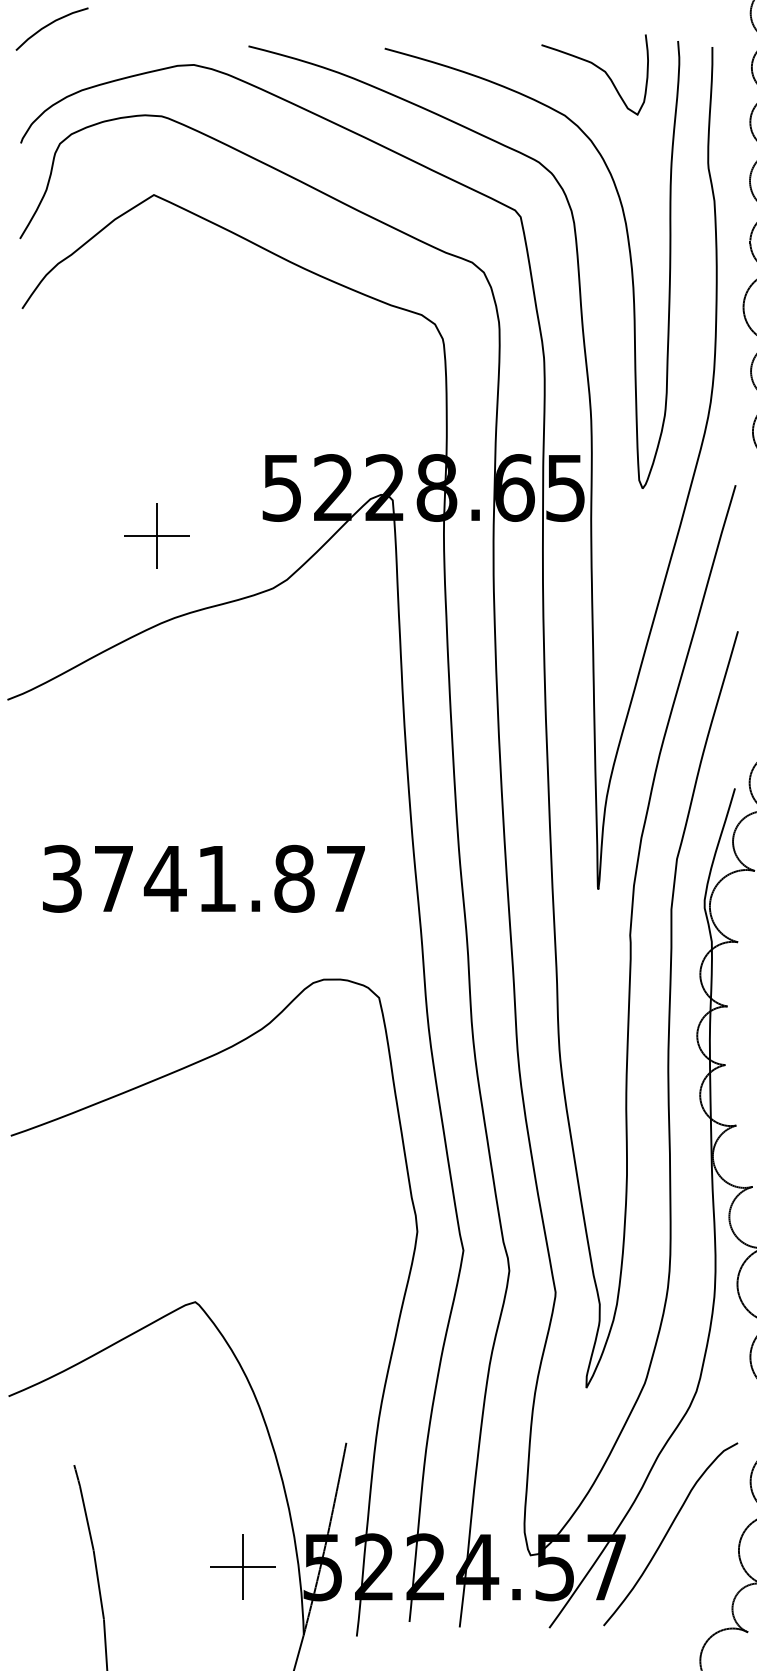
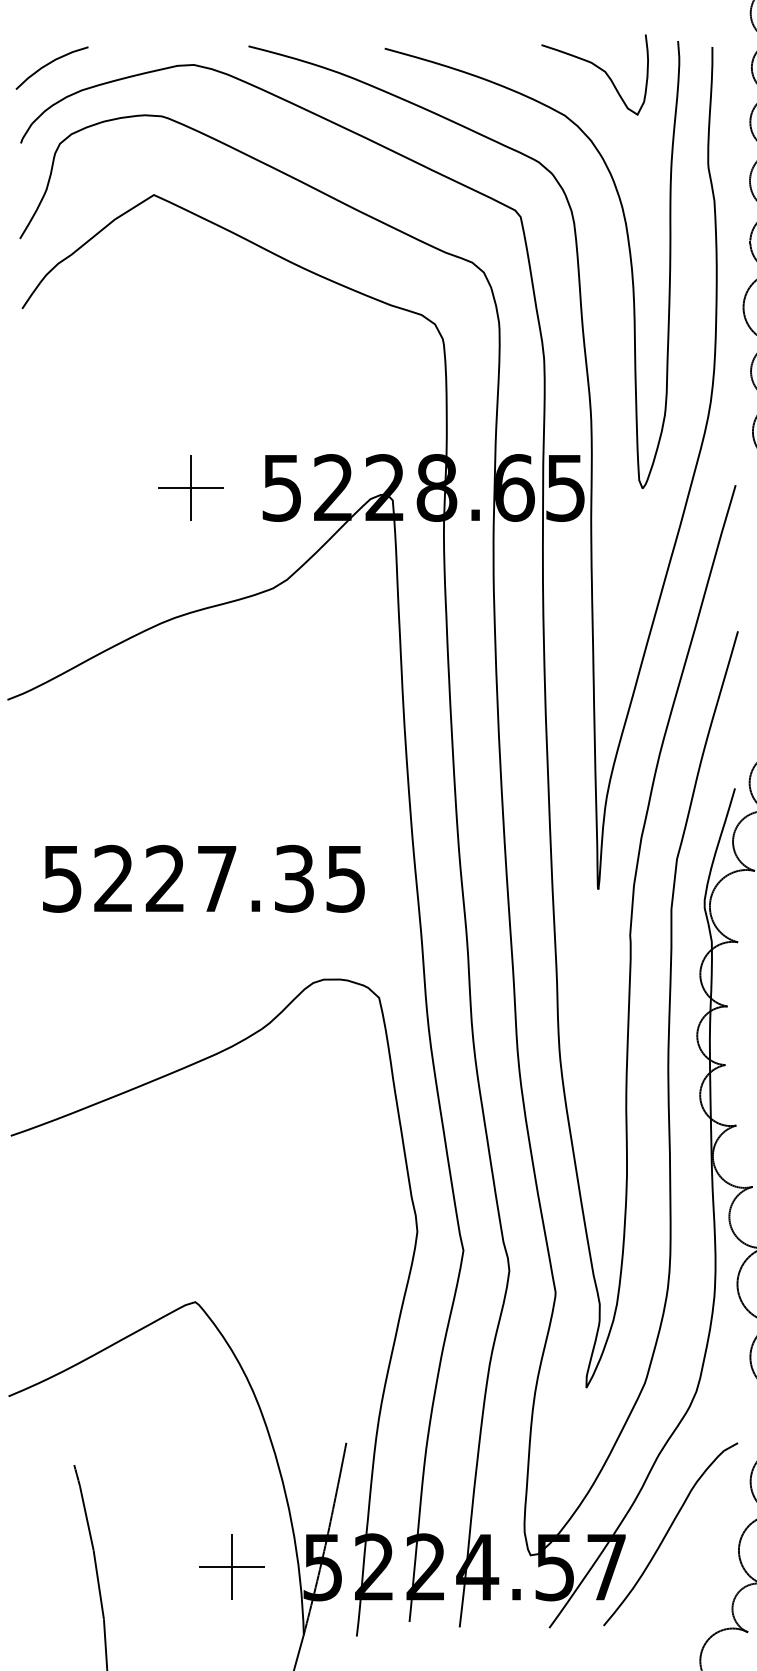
curve position: (49, 25) -> (49, 64) (49, 64)
part position: (156, 535) -> (190, 487) (190, 487)
text: 3741.87 -> 5227.35 (203, 878)
part position: (242, 1566) -> (231, 1566) (231, 1566)
